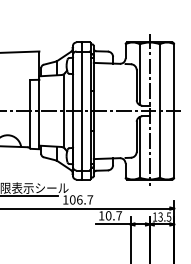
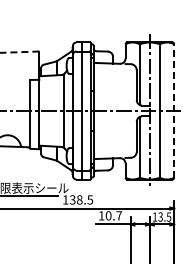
line: solid -> dashed (19, 52)
line: solid -> dashed (174, 111)
text: 106.7 -> 138.5 (81, 199)
